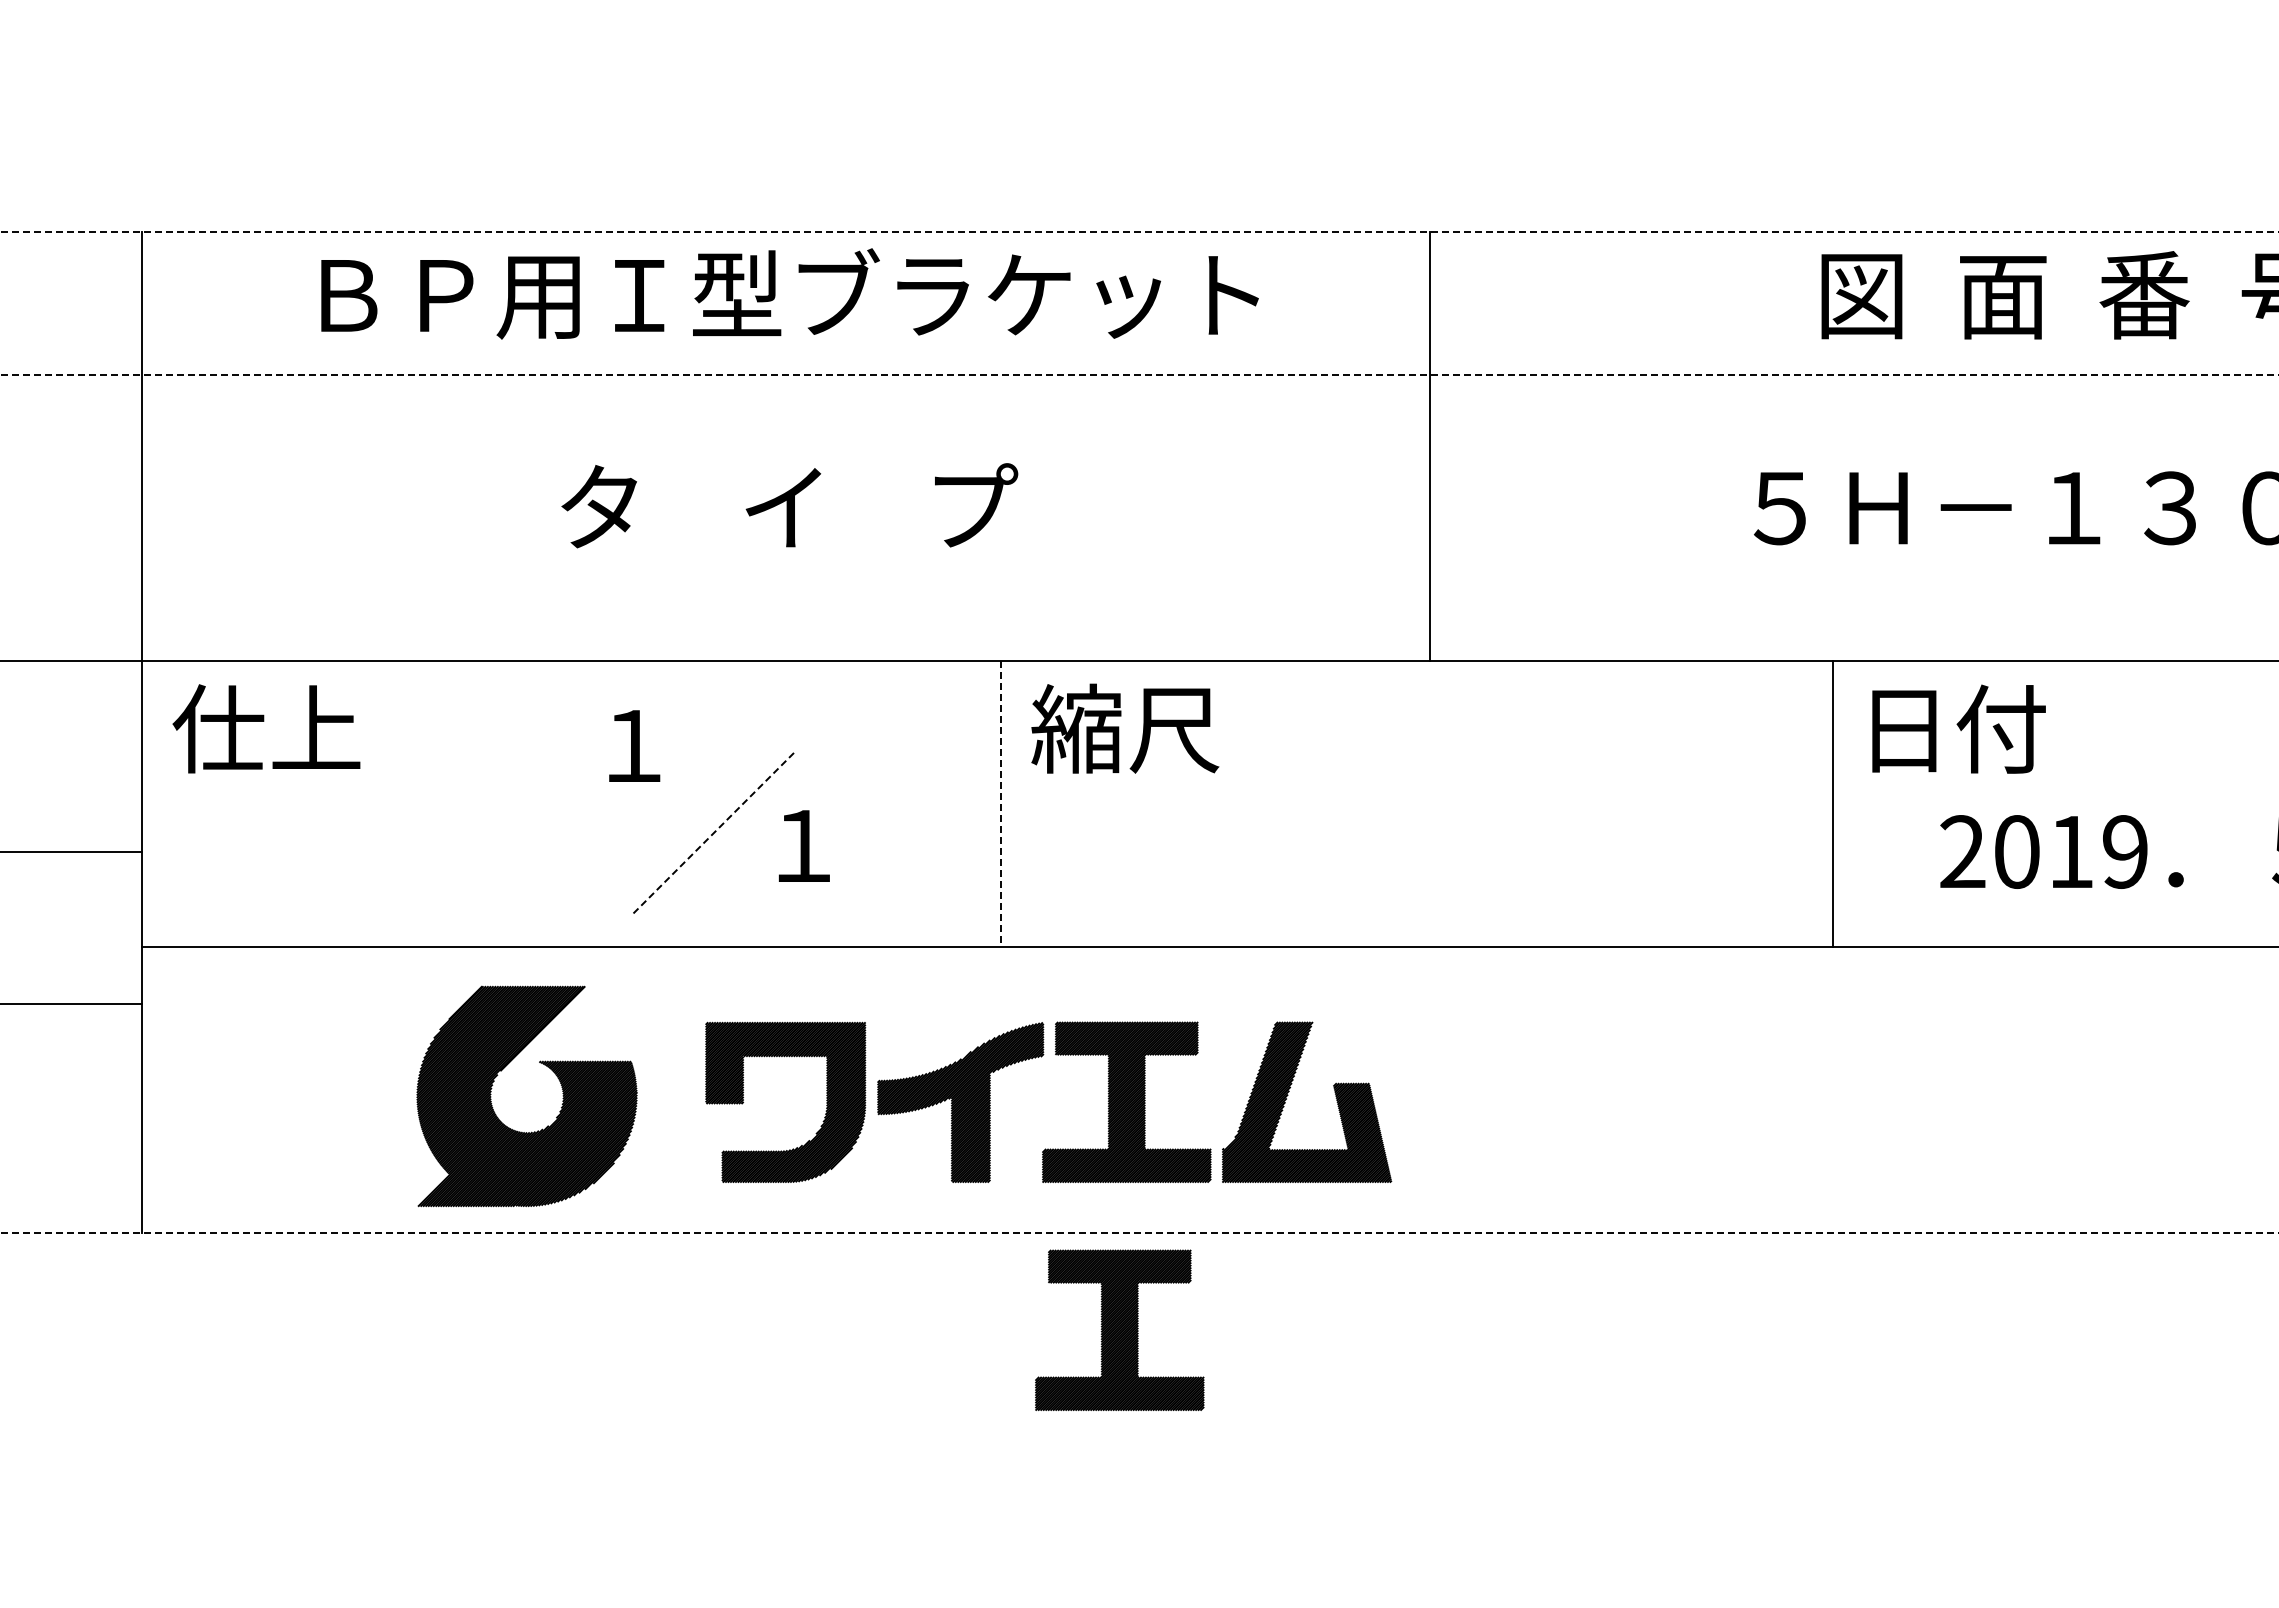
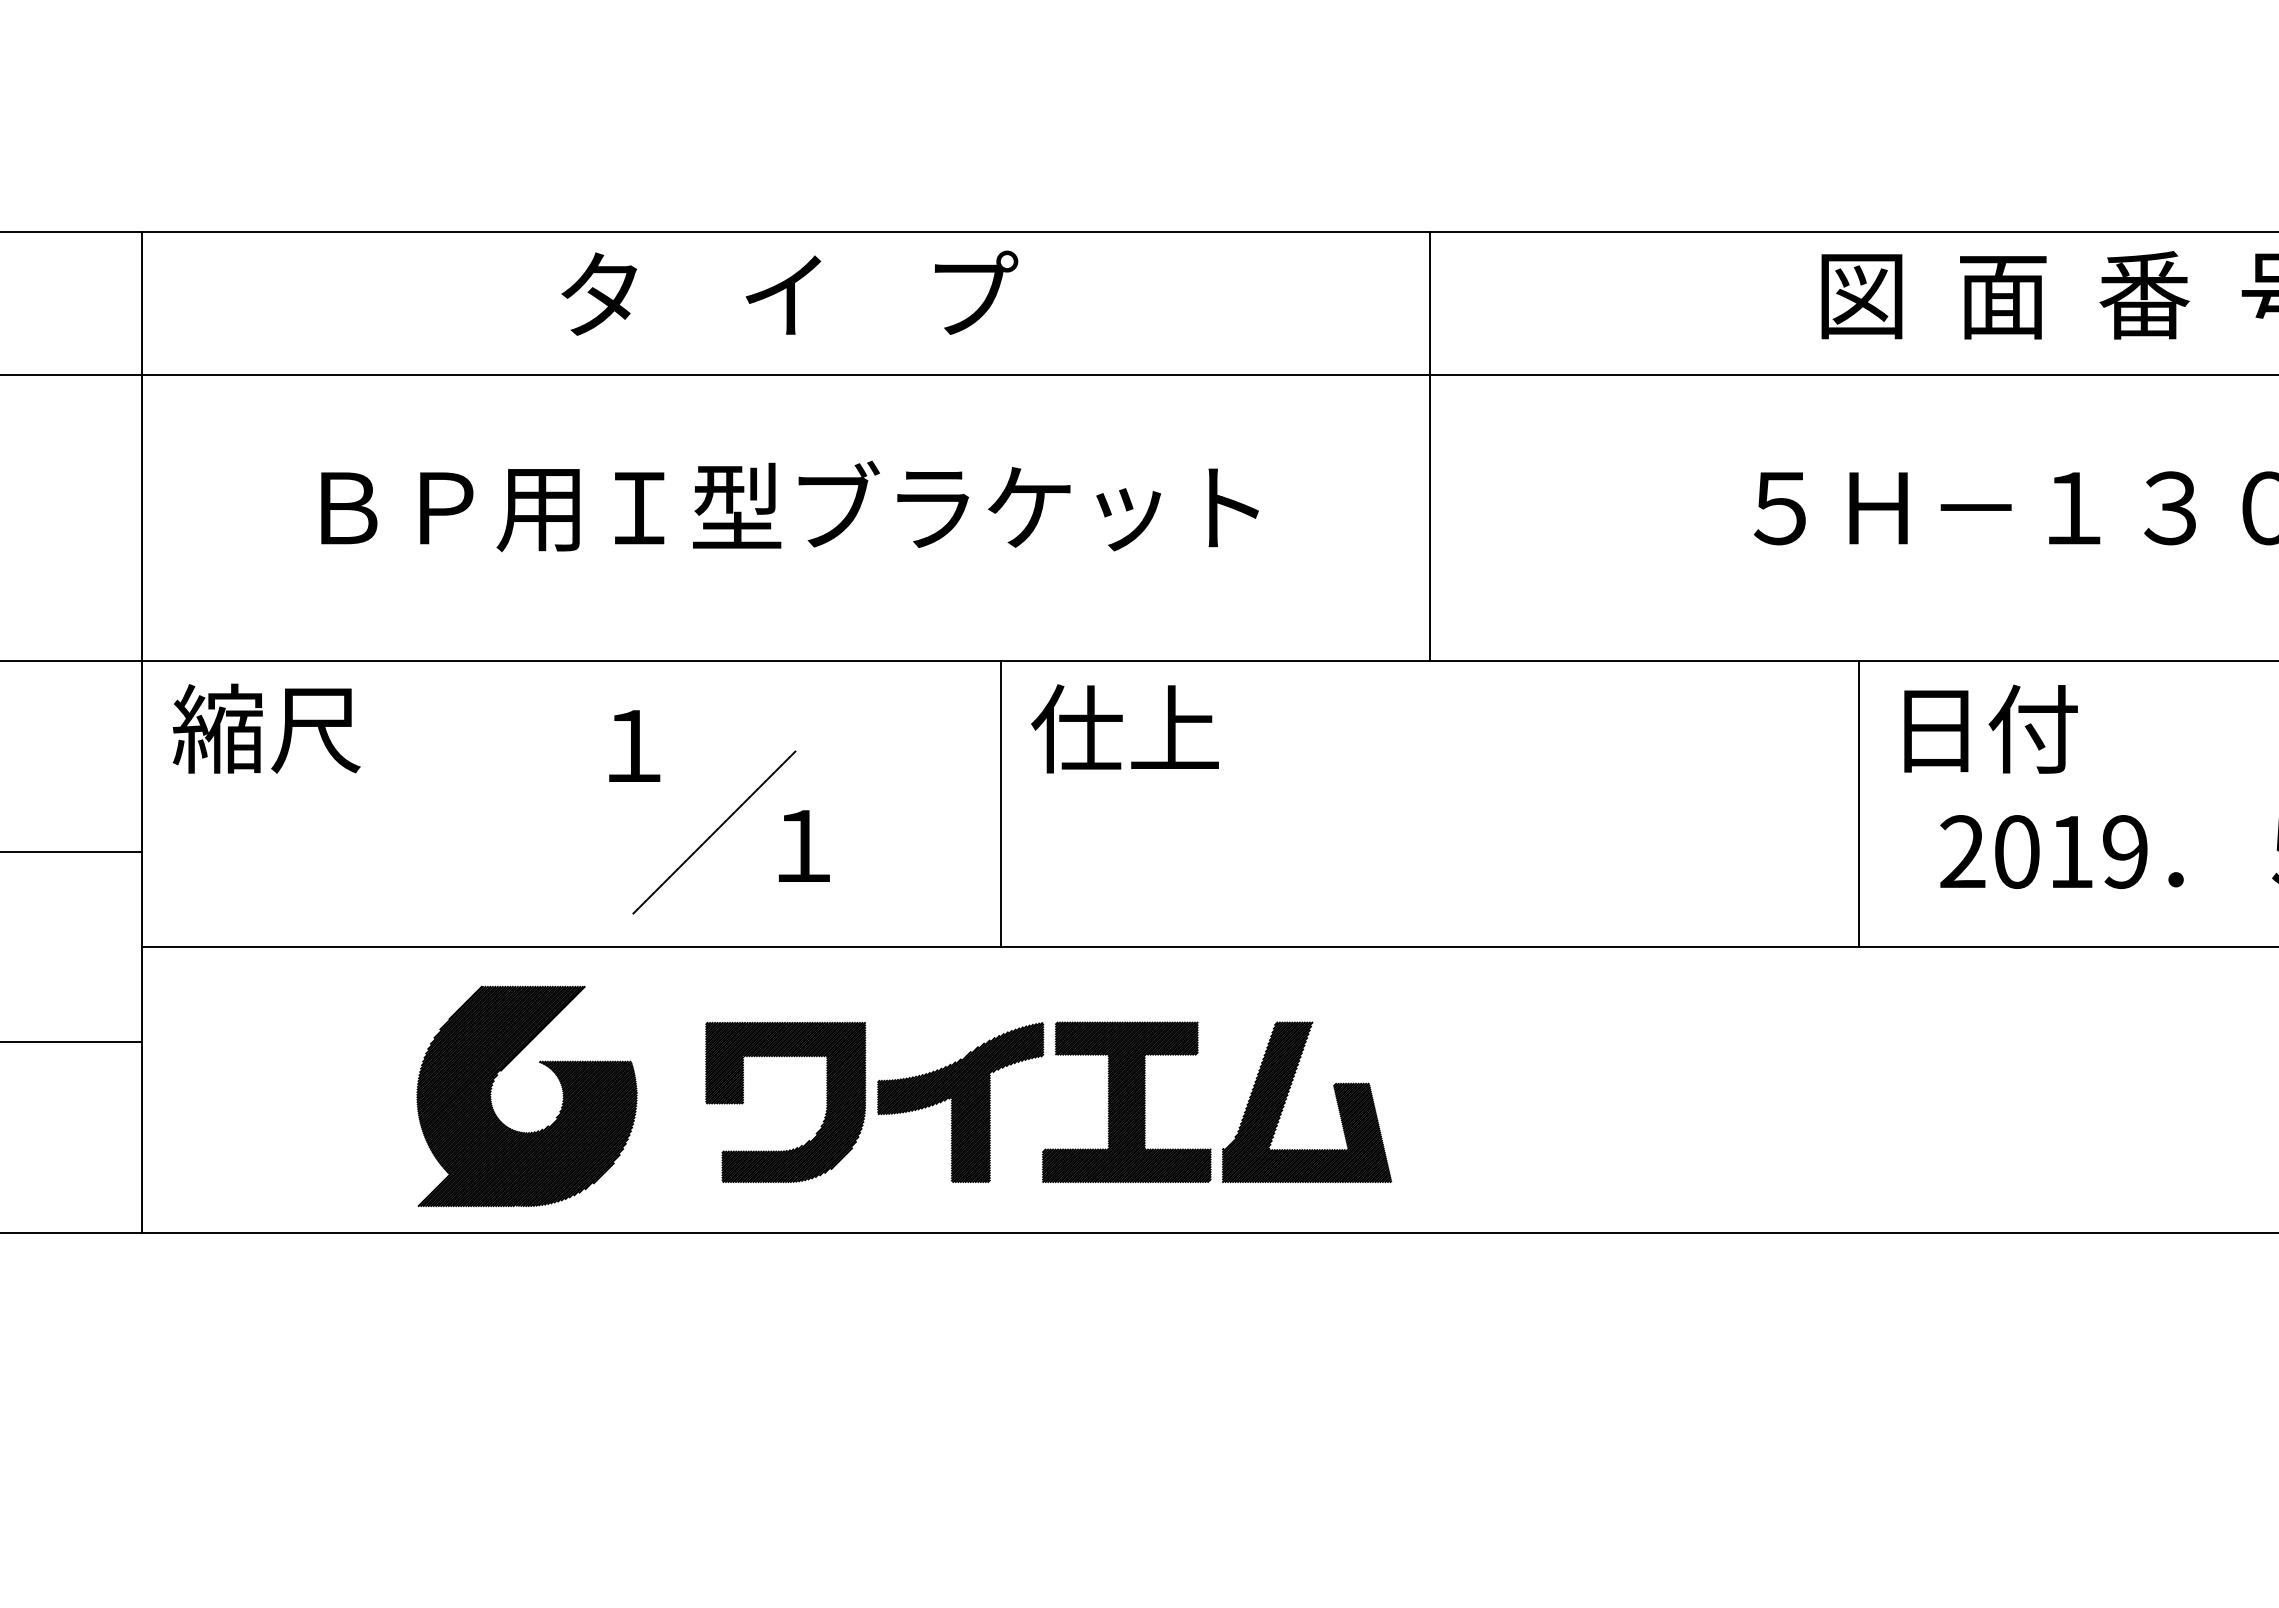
line: dashed -> solid (1139, 231)
text: ＢＰ用Ｉ型ブラケット -> タ    イ    プ (789, 293)
line: dashed -> solid (1139, 374)
text: タ    イ    プ -> ＢＰ用Ｉ型ブラケット (789, 506)
text: 仕上 -> 縮尺 (266, 728)
text: 縮尺 -> 仕上 (1125, 728)
text position: (1958, 728) -> (1990, 728) (1990, 728)
line position: (1833, 803) -> (1859, 803) (1859, 803)
line: dashed -> solid (1000, 804)
line: dashed -> solid (714, 832)
line position: (72, 1004) -> (72, 1042) (72, 1042)
line: dashed -> solid (1139, 1233)
part: present -> none (1119, 1329)
